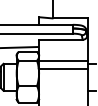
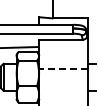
line: present -> none (63, 61)
line: solid -> dashed (63, 68)
